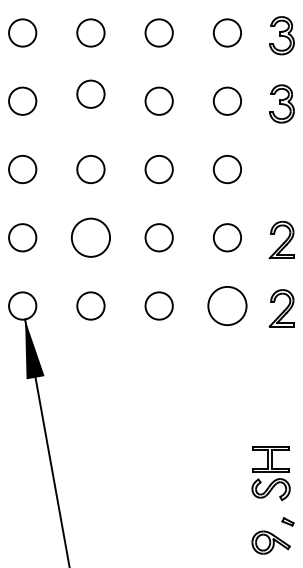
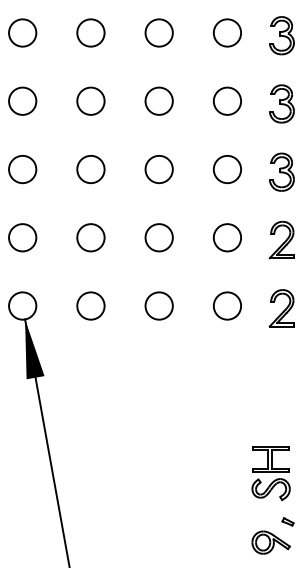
circle position: (90, 93) -> (90, 100) (90, 100)
part: none -> present (281, 171)
circle diameter: 38 px -> 27 px (90, 237)
circle diameter: 38 px -> 27 px (227, 305)
